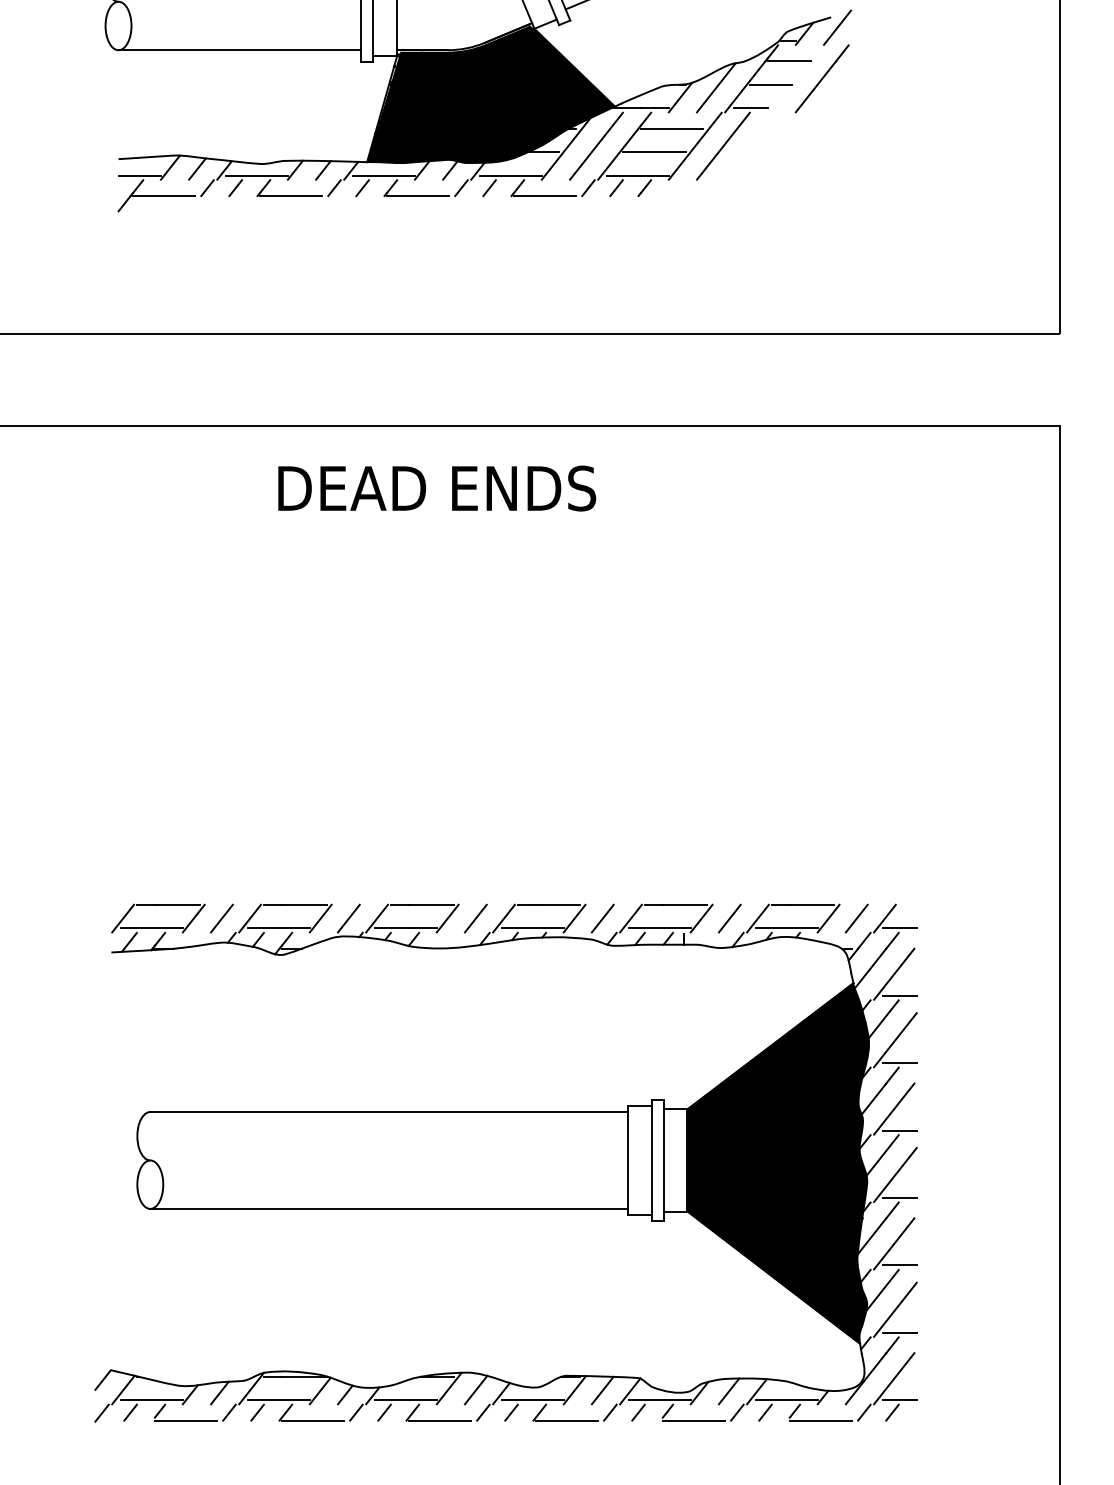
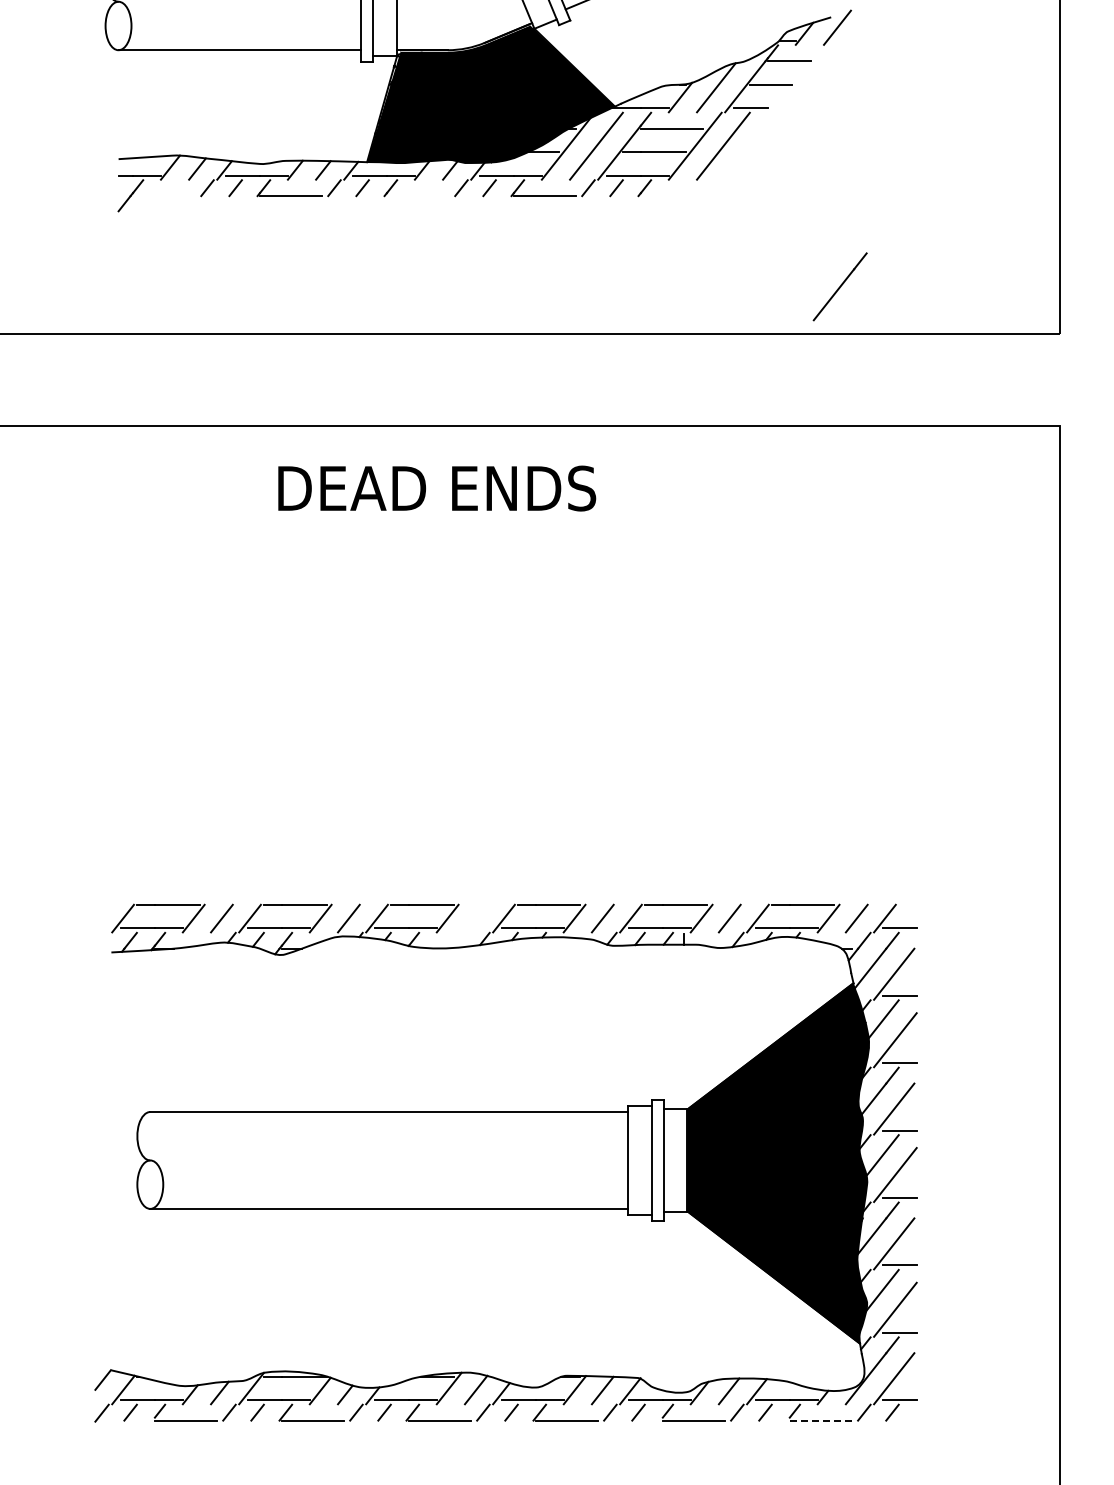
line position: (821, 78) -> (839, 286) (839, 286)
line: present -> none (164, 196)
line: present -> none (417, 196)
line: present -> none (475, 918)
line: solid -> dashed (821, 1420)
